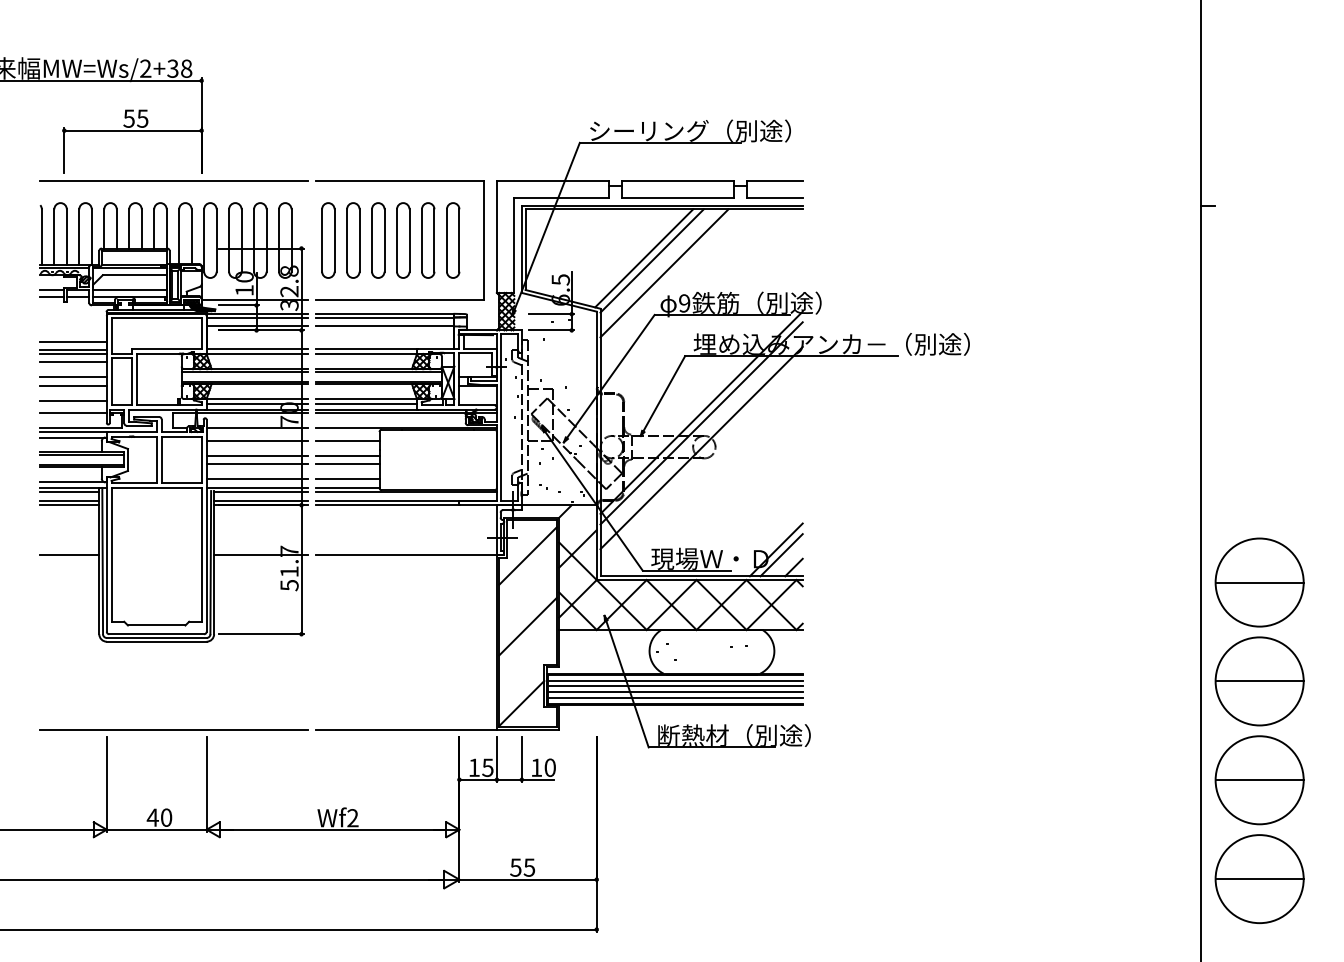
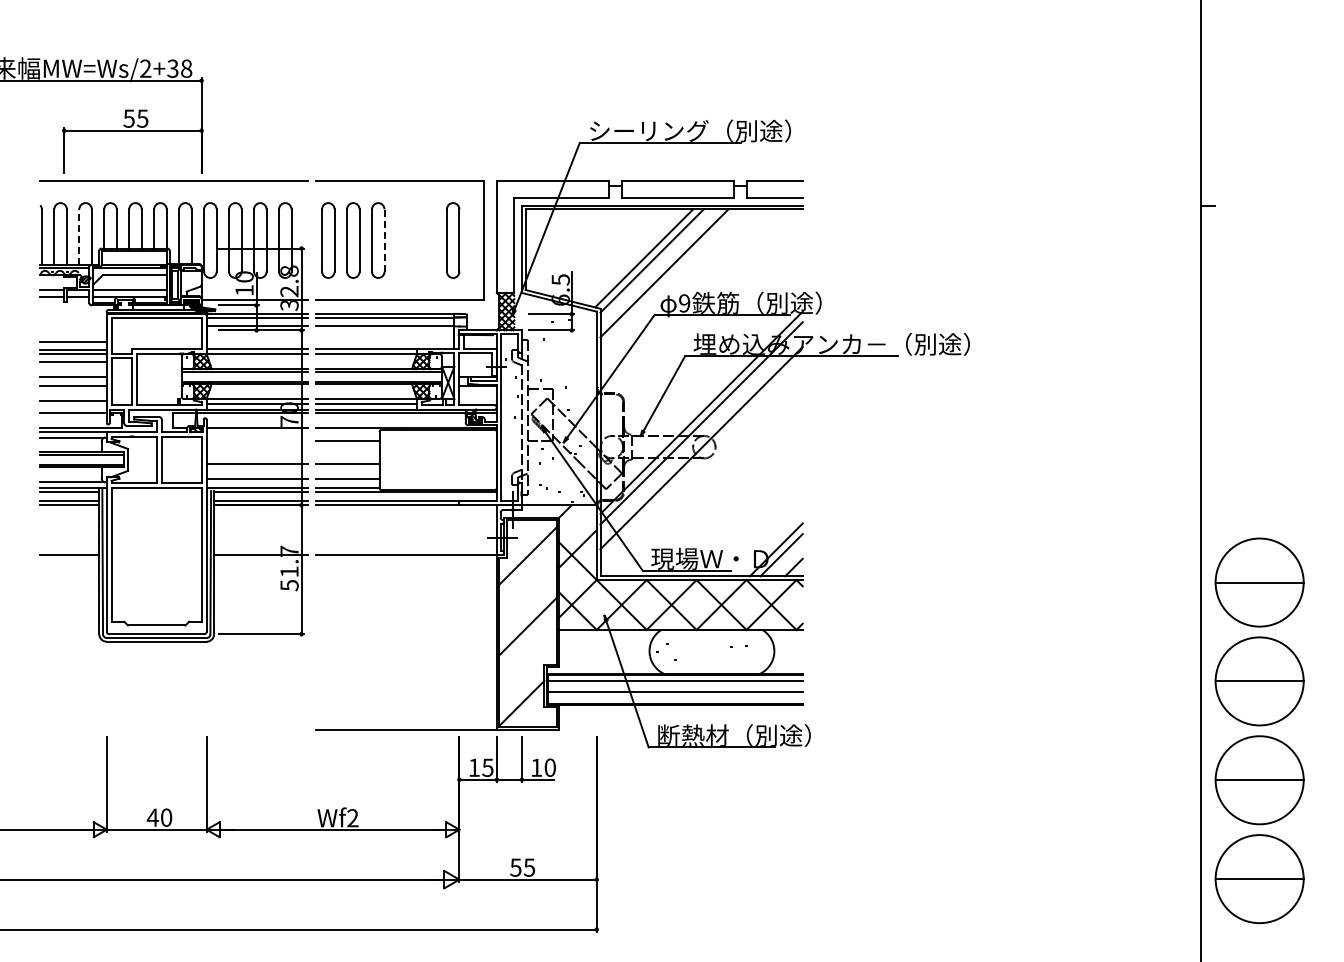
line: solid -> dashed (79, 237)
line: solid -> dashed (384, 240)
part: present -> none (403, 240)
part: present -> none (428, 240)
line: present -> none (257, 440)
line: present -> none (257, 455)
line: present -> none (347, 455)
line: present -> none (675, 686)
line: present -> none (675, 697)
line: present -> none (174, 729)
